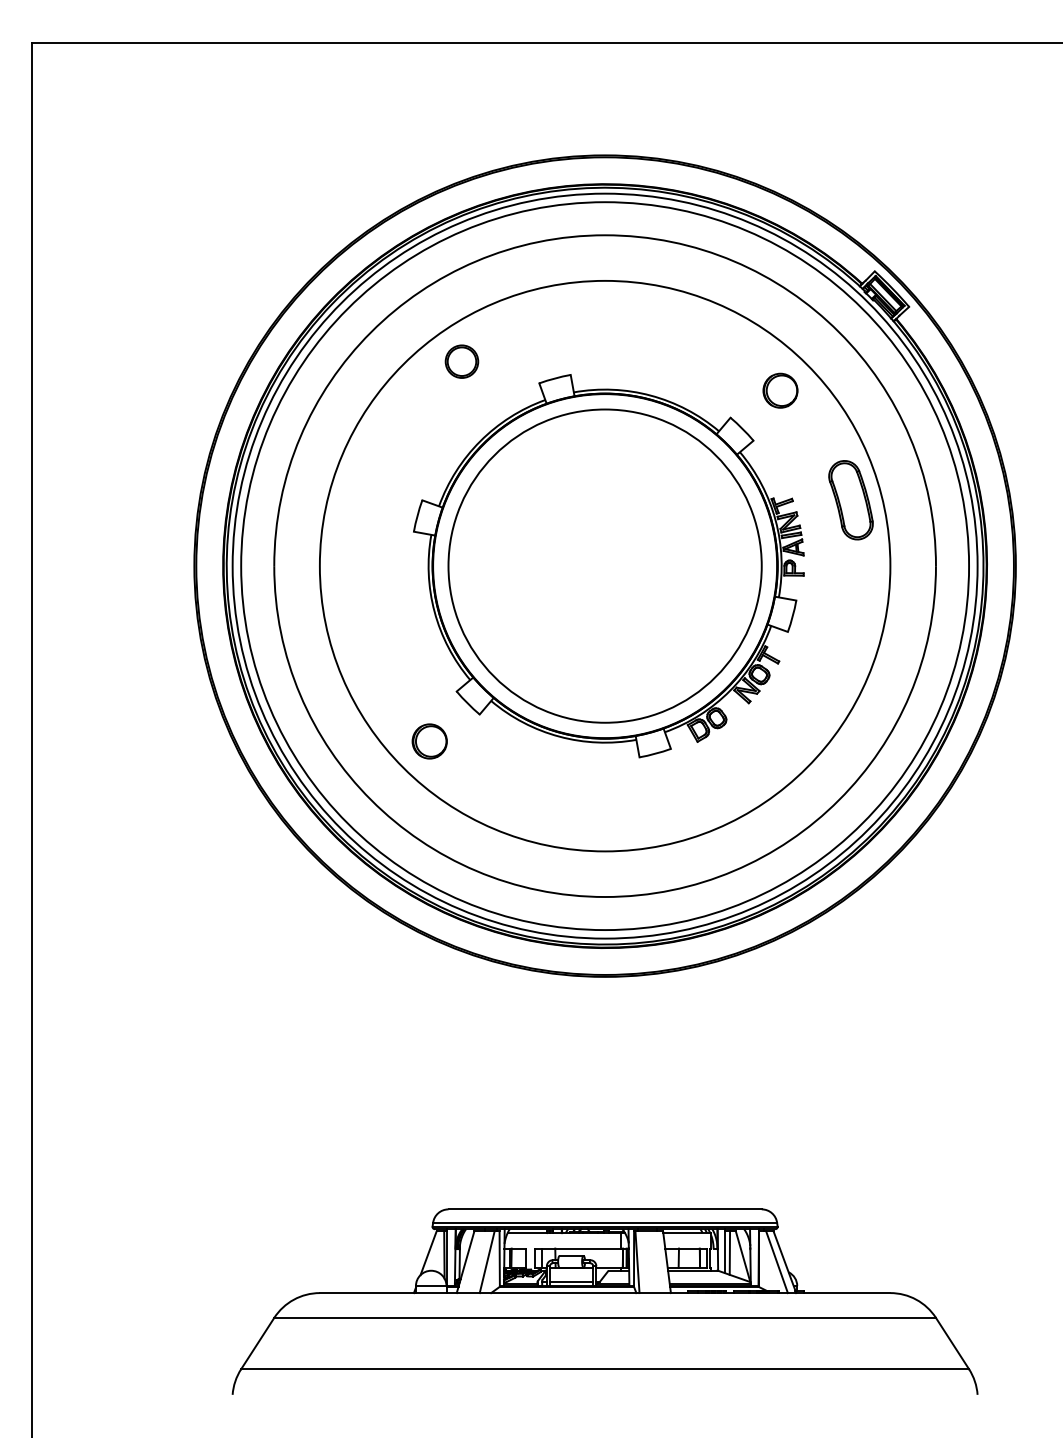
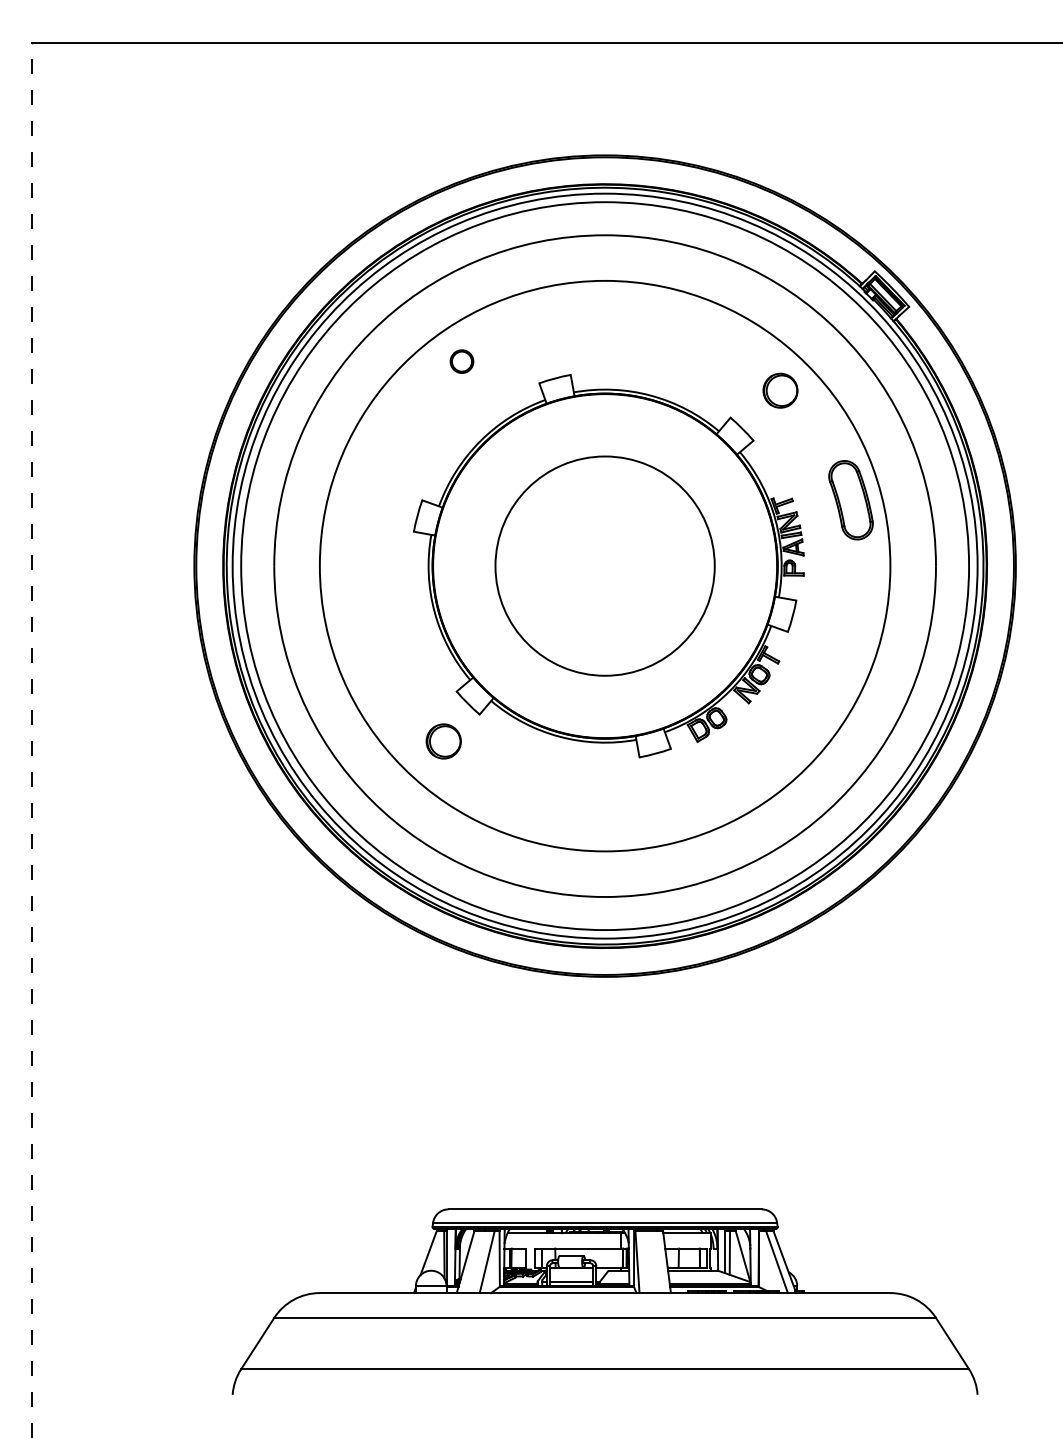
part size: 36x35 px -> 26x25 px (461, 361)
circle diameter: 313 px -> 219 px (604, 565)
line: solid -> dashed (31, 739)
part position: (429, 741) -> (443, 741) (443, 741)
